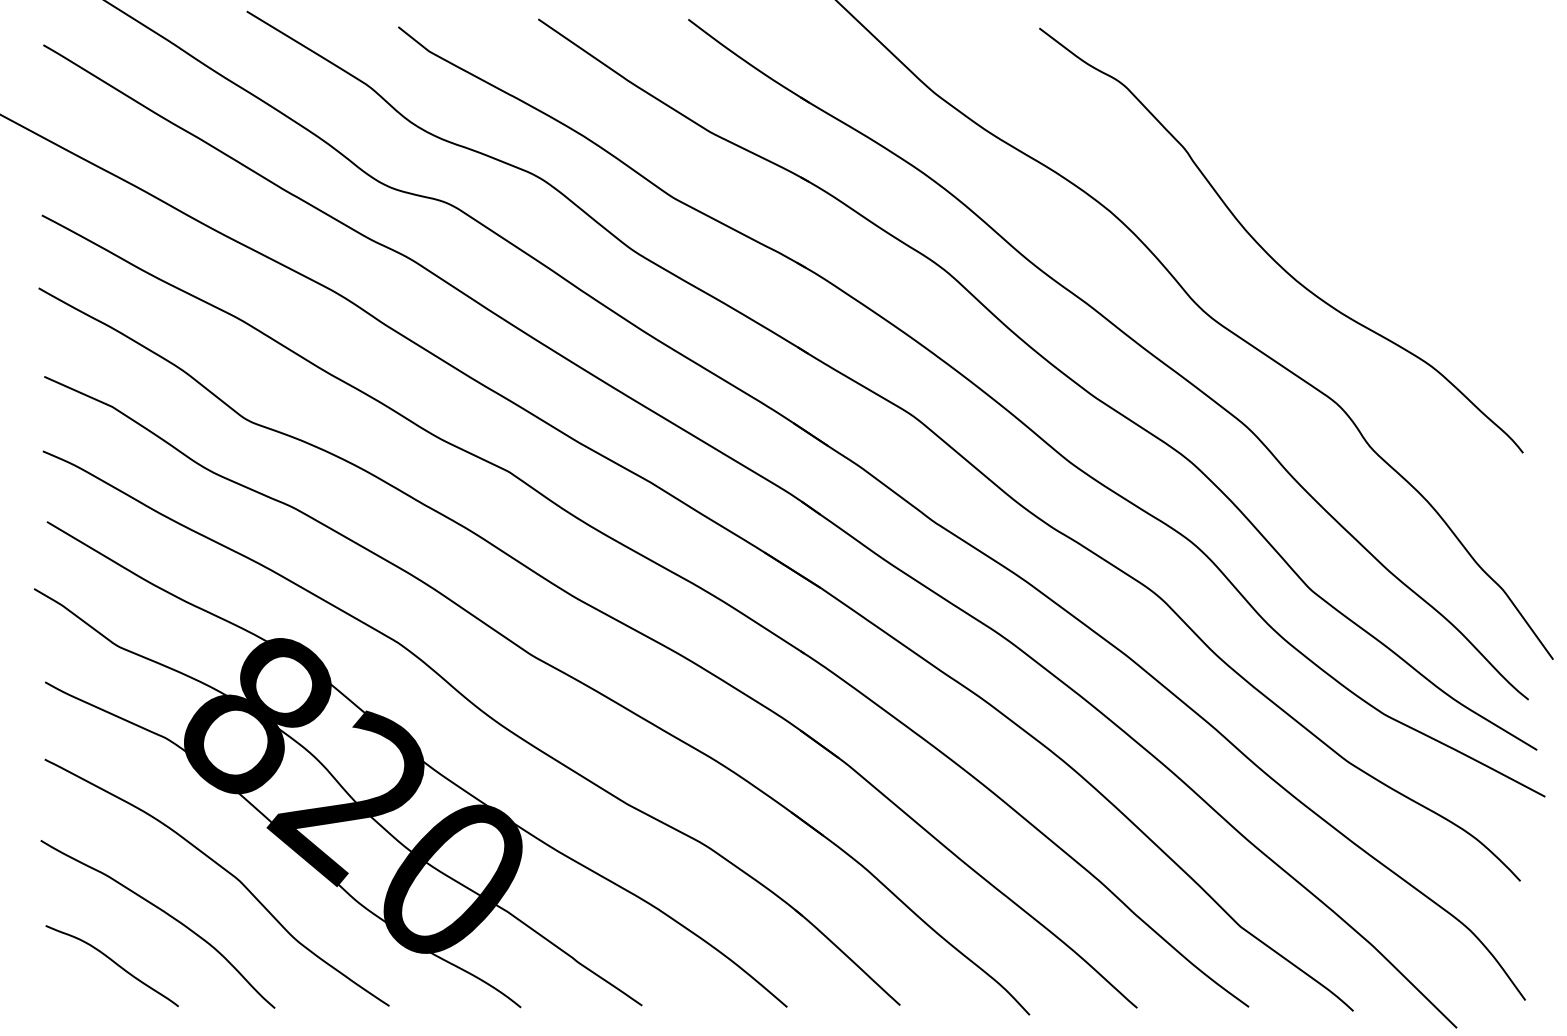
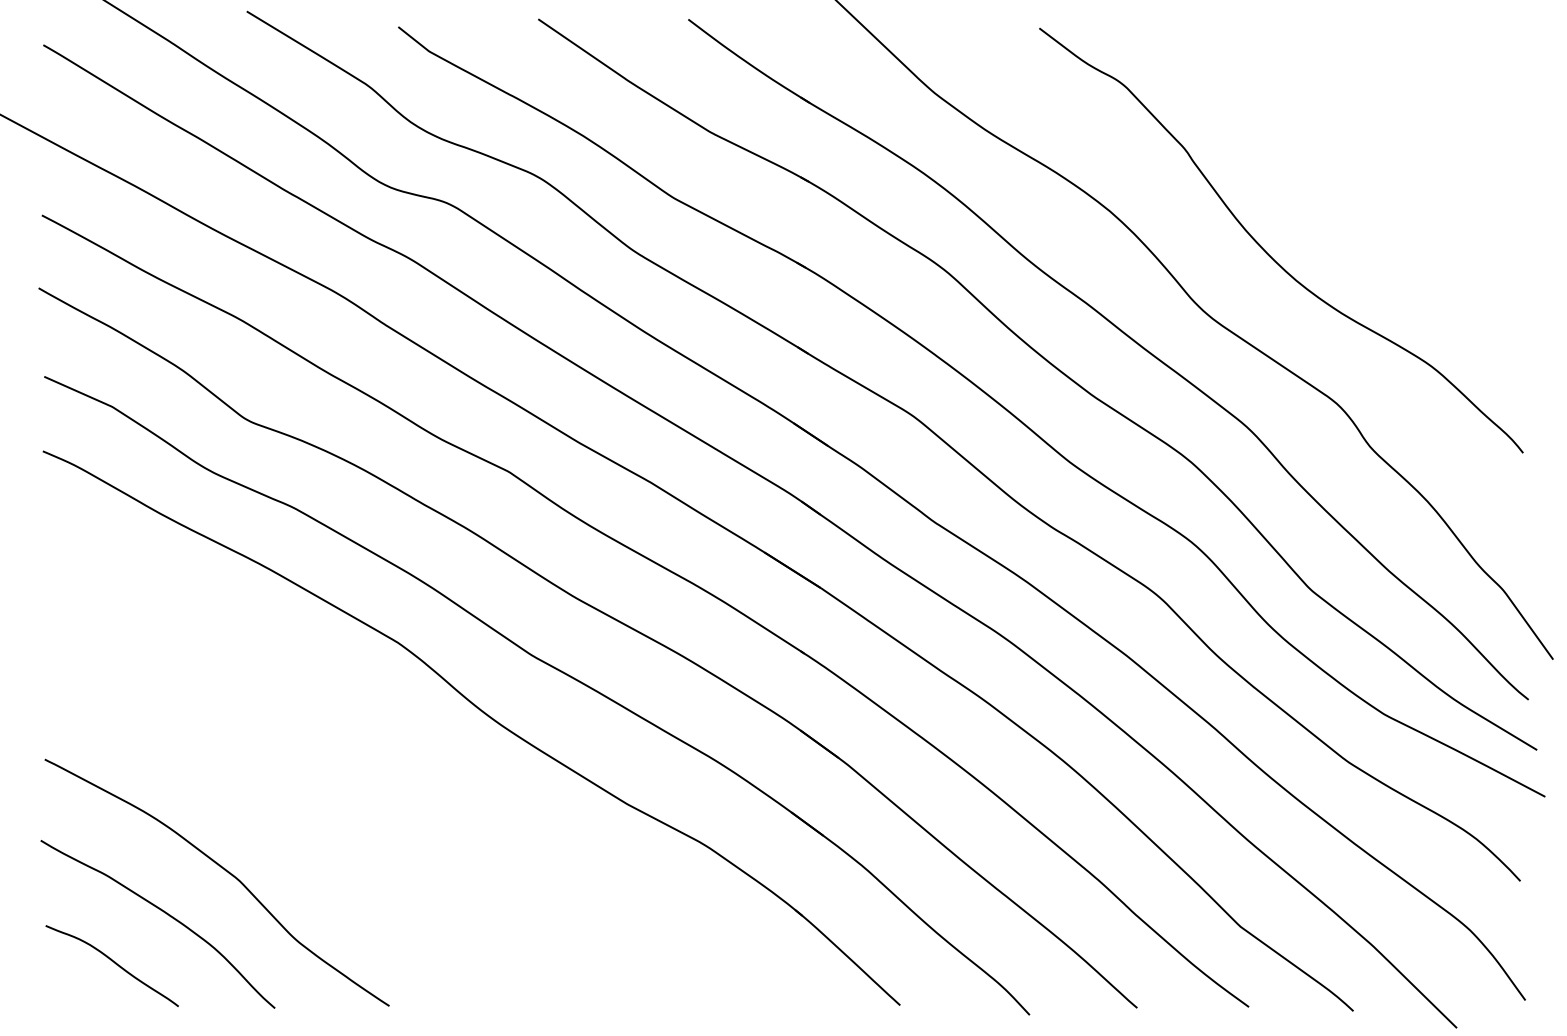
part: present -> none (410, 764)
